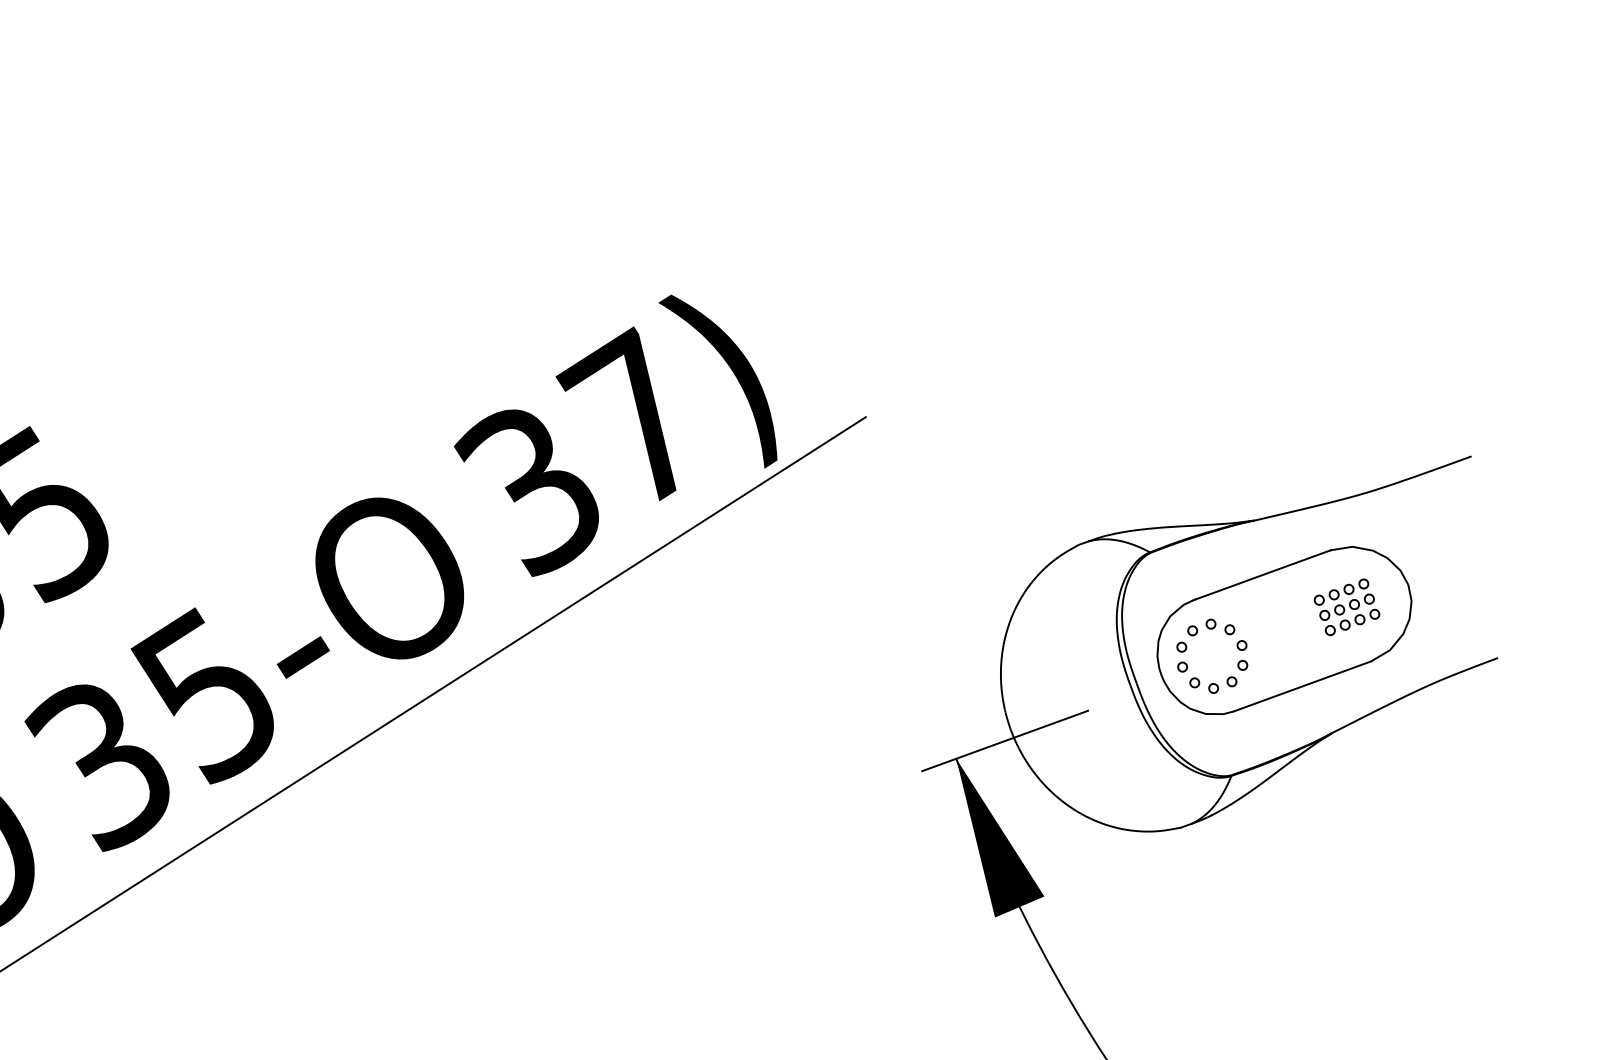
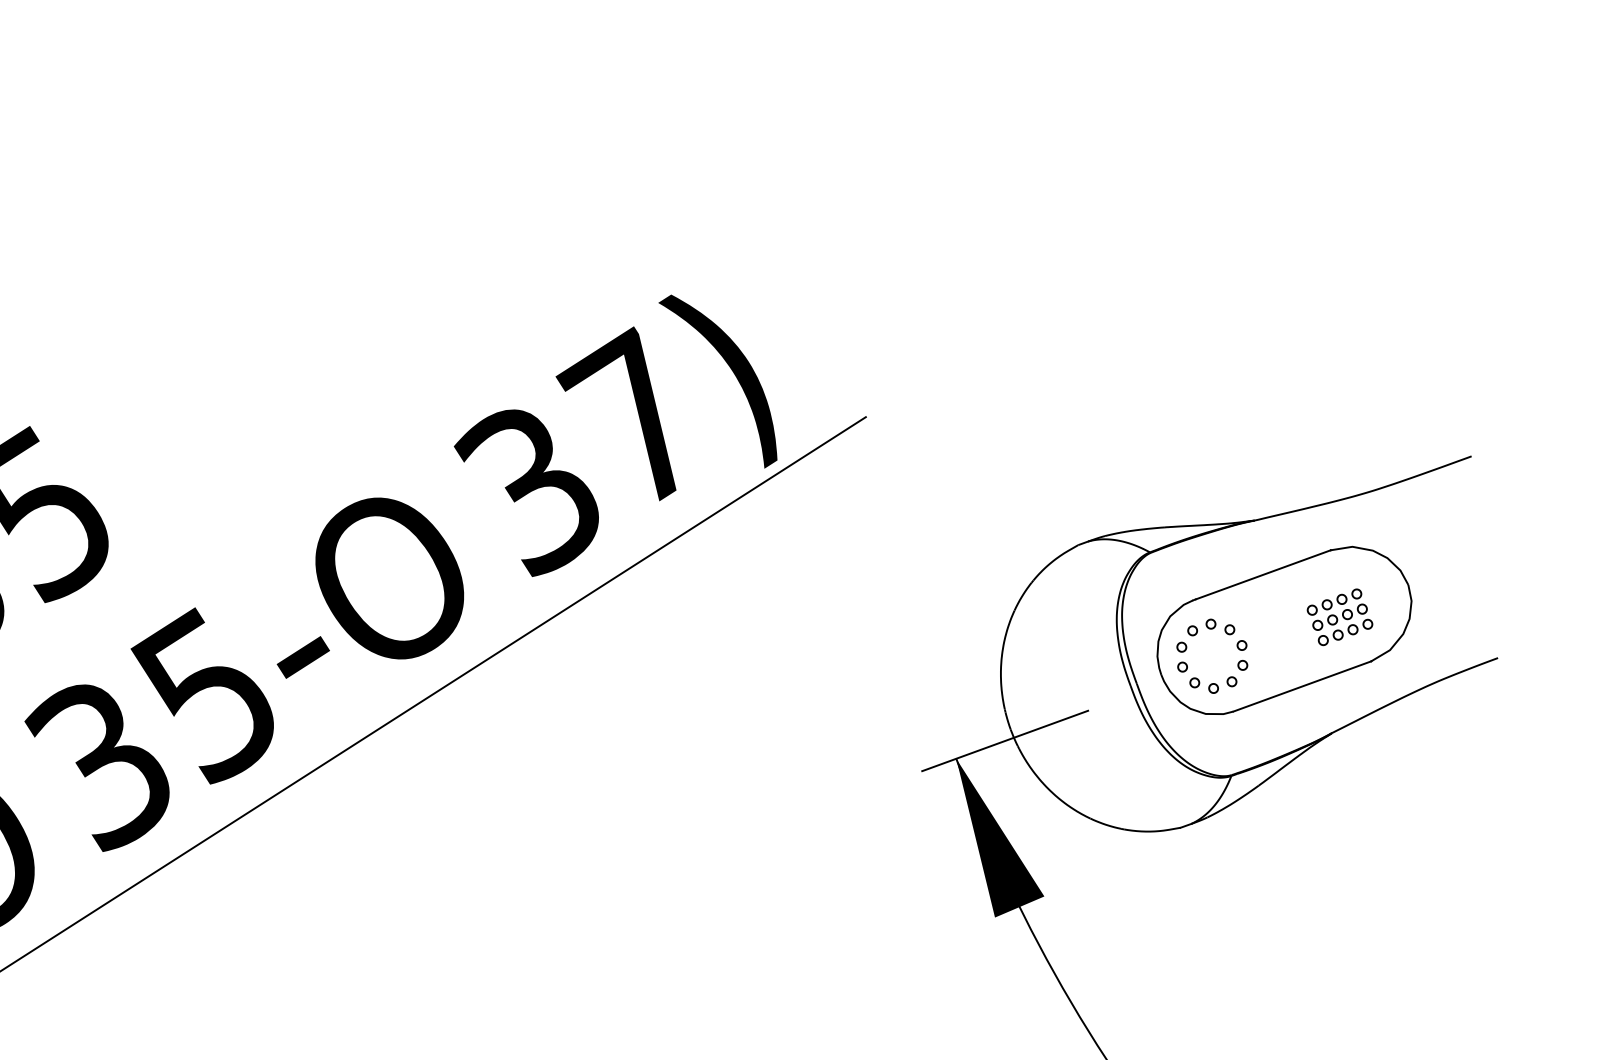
part position: (1346, 607) -> (1339, 617) (1339, 617)
